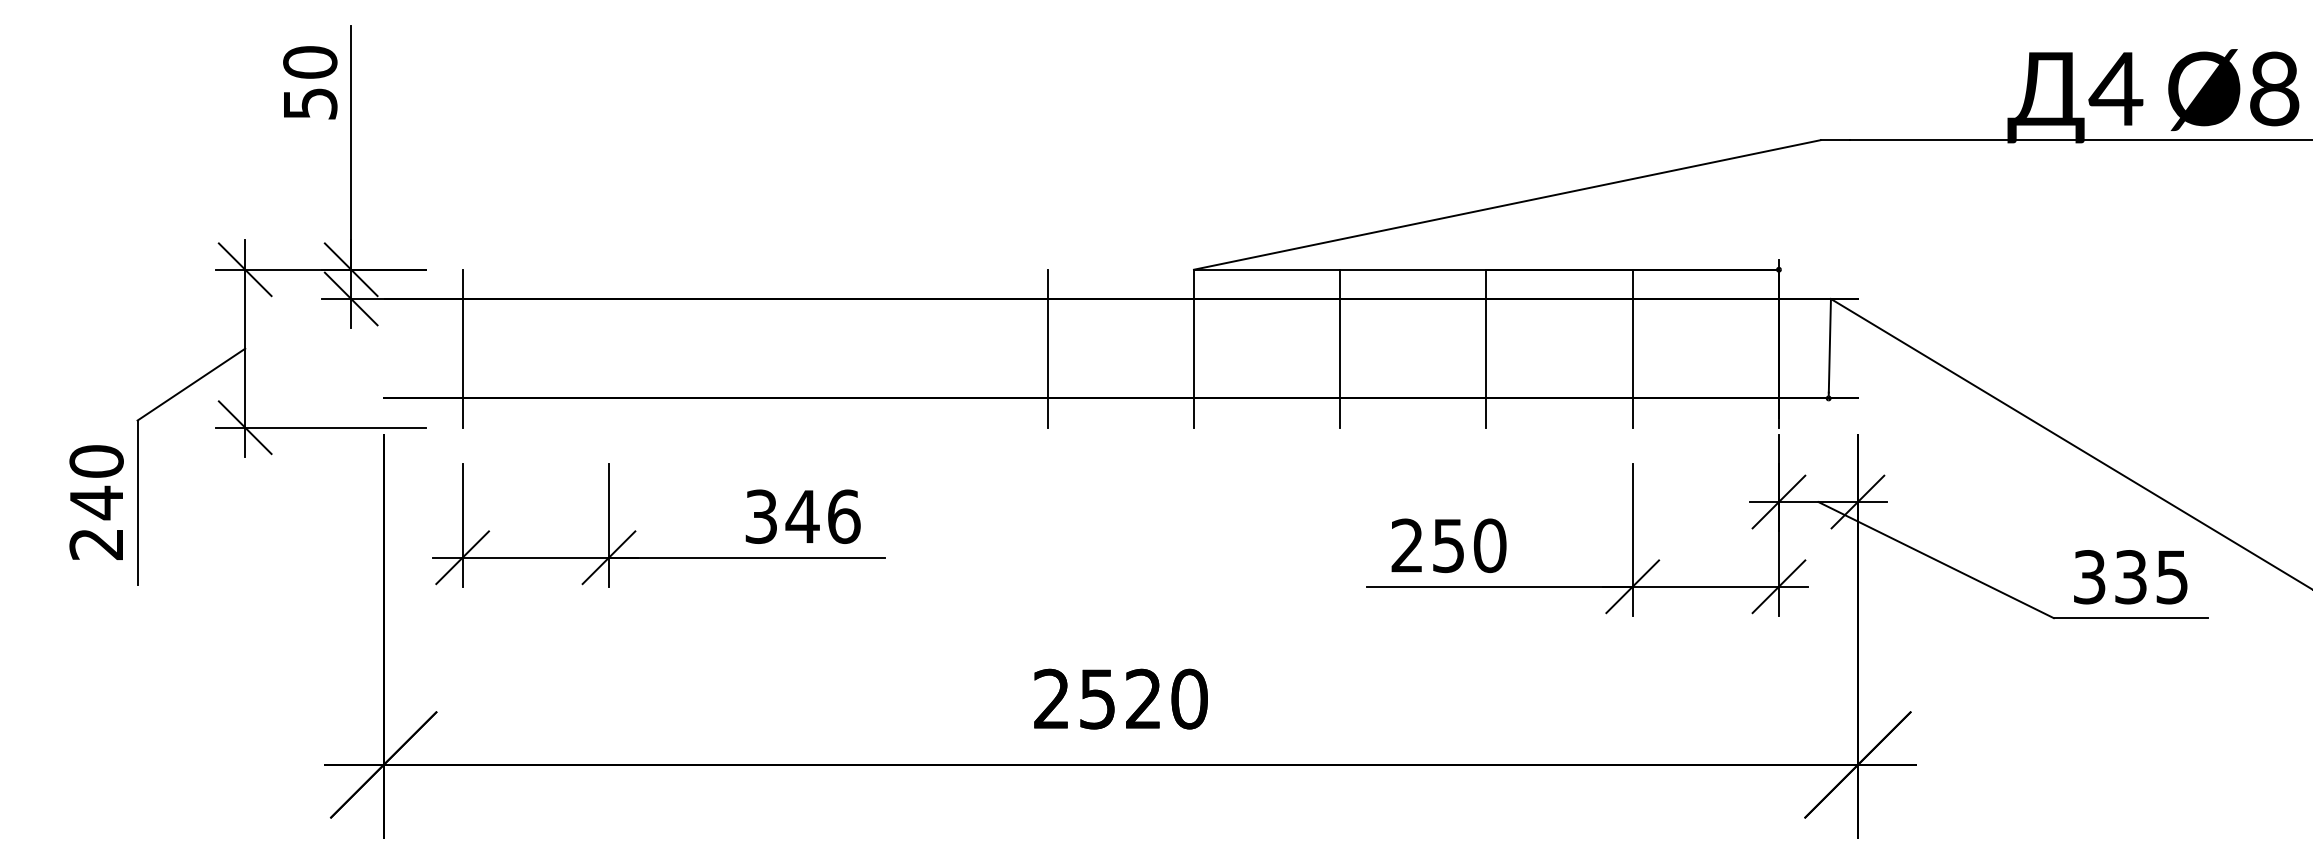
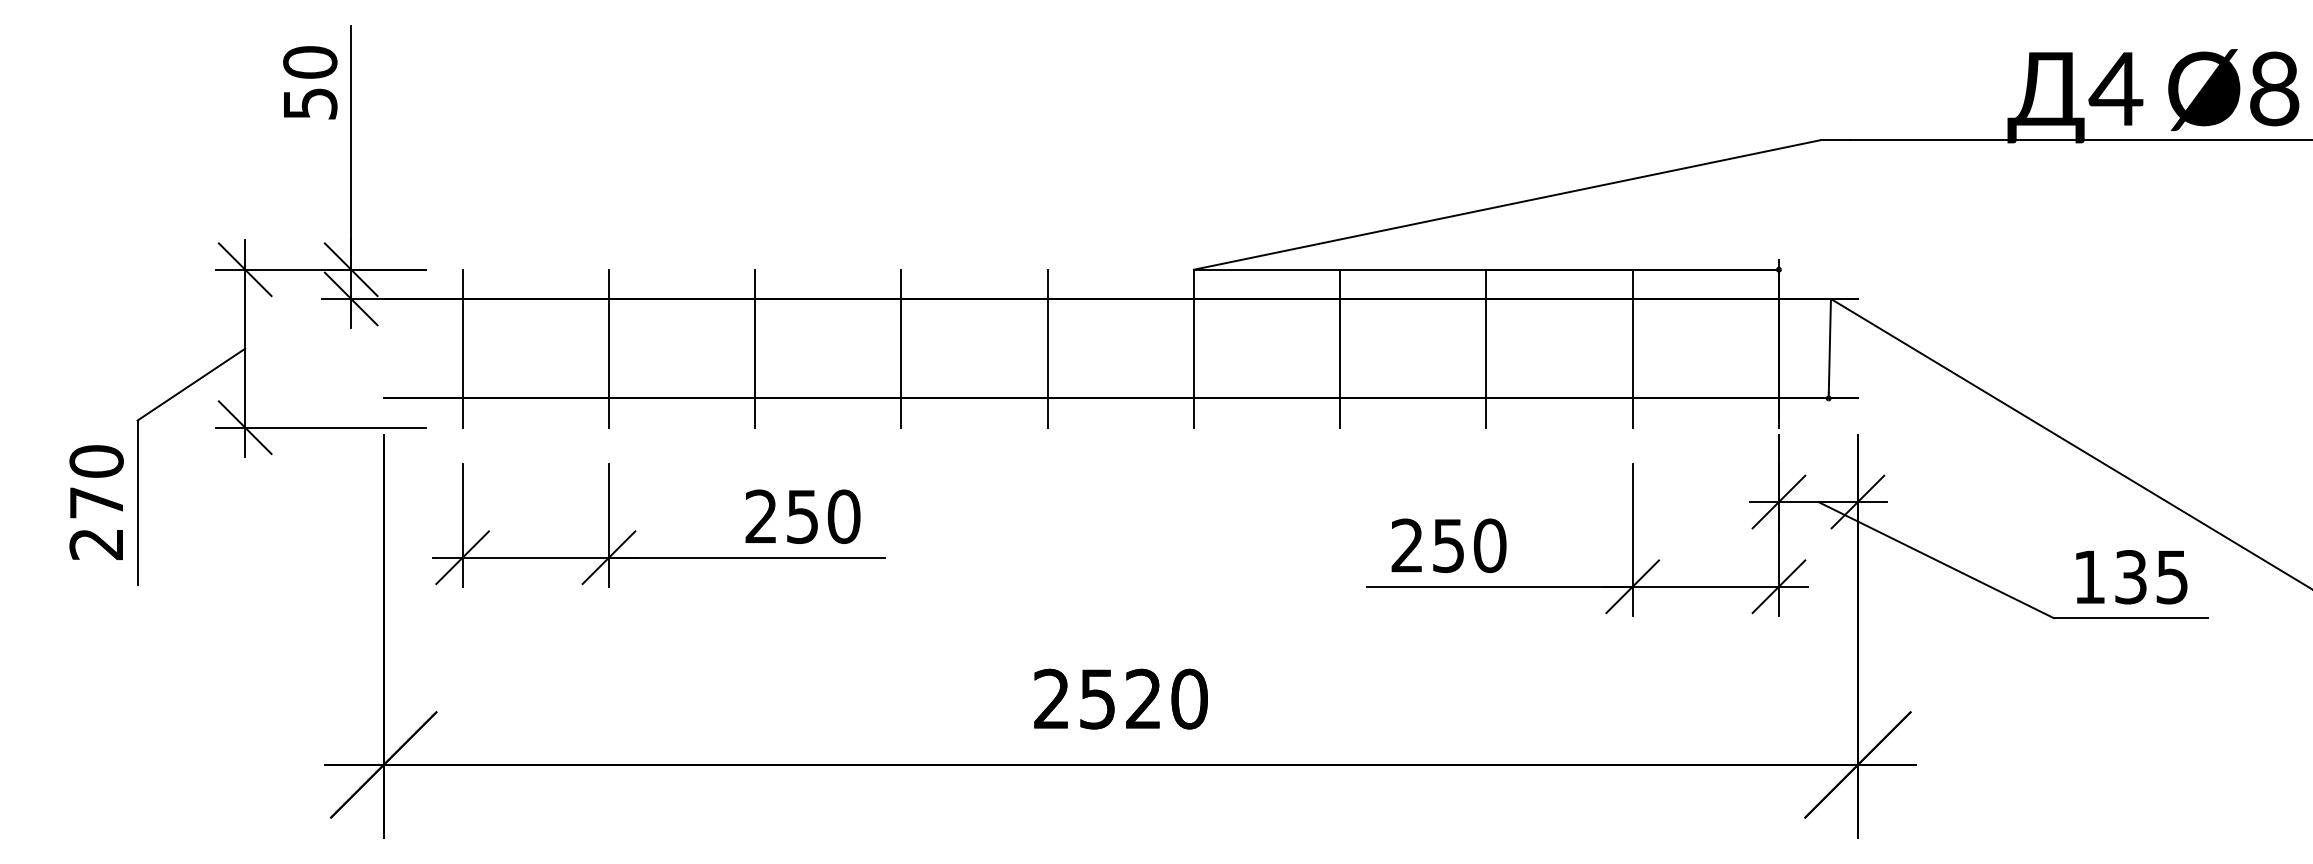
line: none -> present (608, 348)
line: none -> present (755, 348)
line: none -> present (901, 348)
text: 240 -> 270 (96, 502)
text: 346 -> 250 (802, 516)
text: 335 -> 135 (2089, 577)
